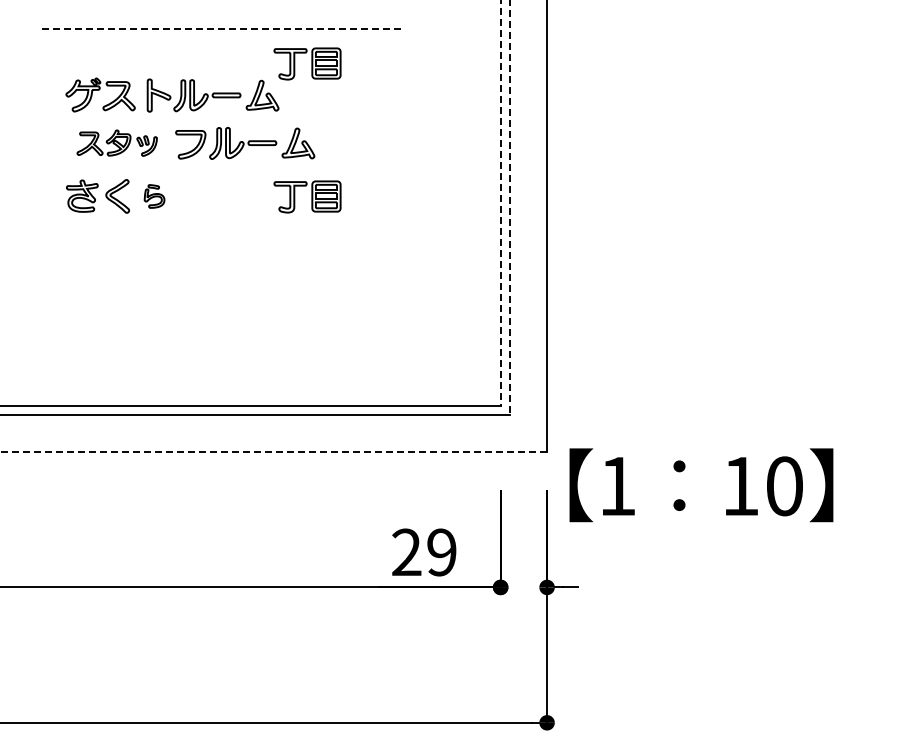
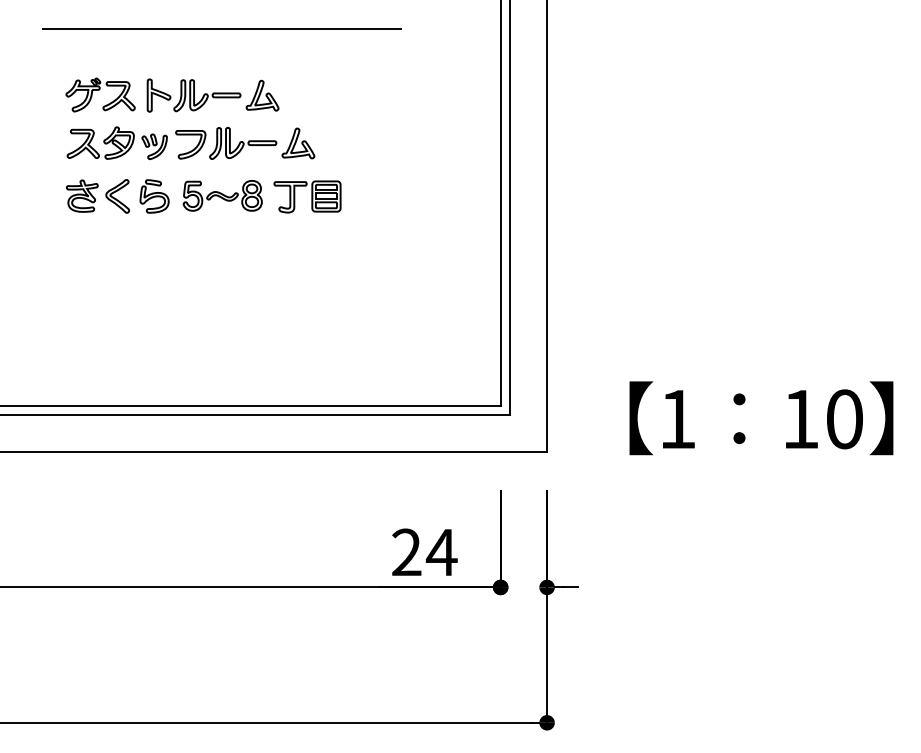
line: dashed -> solid (222, 28)
part: present -> none (307, 63)
part size: 82x28 px -> 102x34 px (116, 142)
part: none -> present (222, 195)
part size: 23x25 px -> 31x35 px (154, 196)
line: dashed -> solid (500, 203)
line: dashed -> solid (510, 208)
line: dashed -> solid (273, 452)
text position: (701, 485) -> (761, 418) (761, 418)
text: 29 -> 24 (441, 552)
